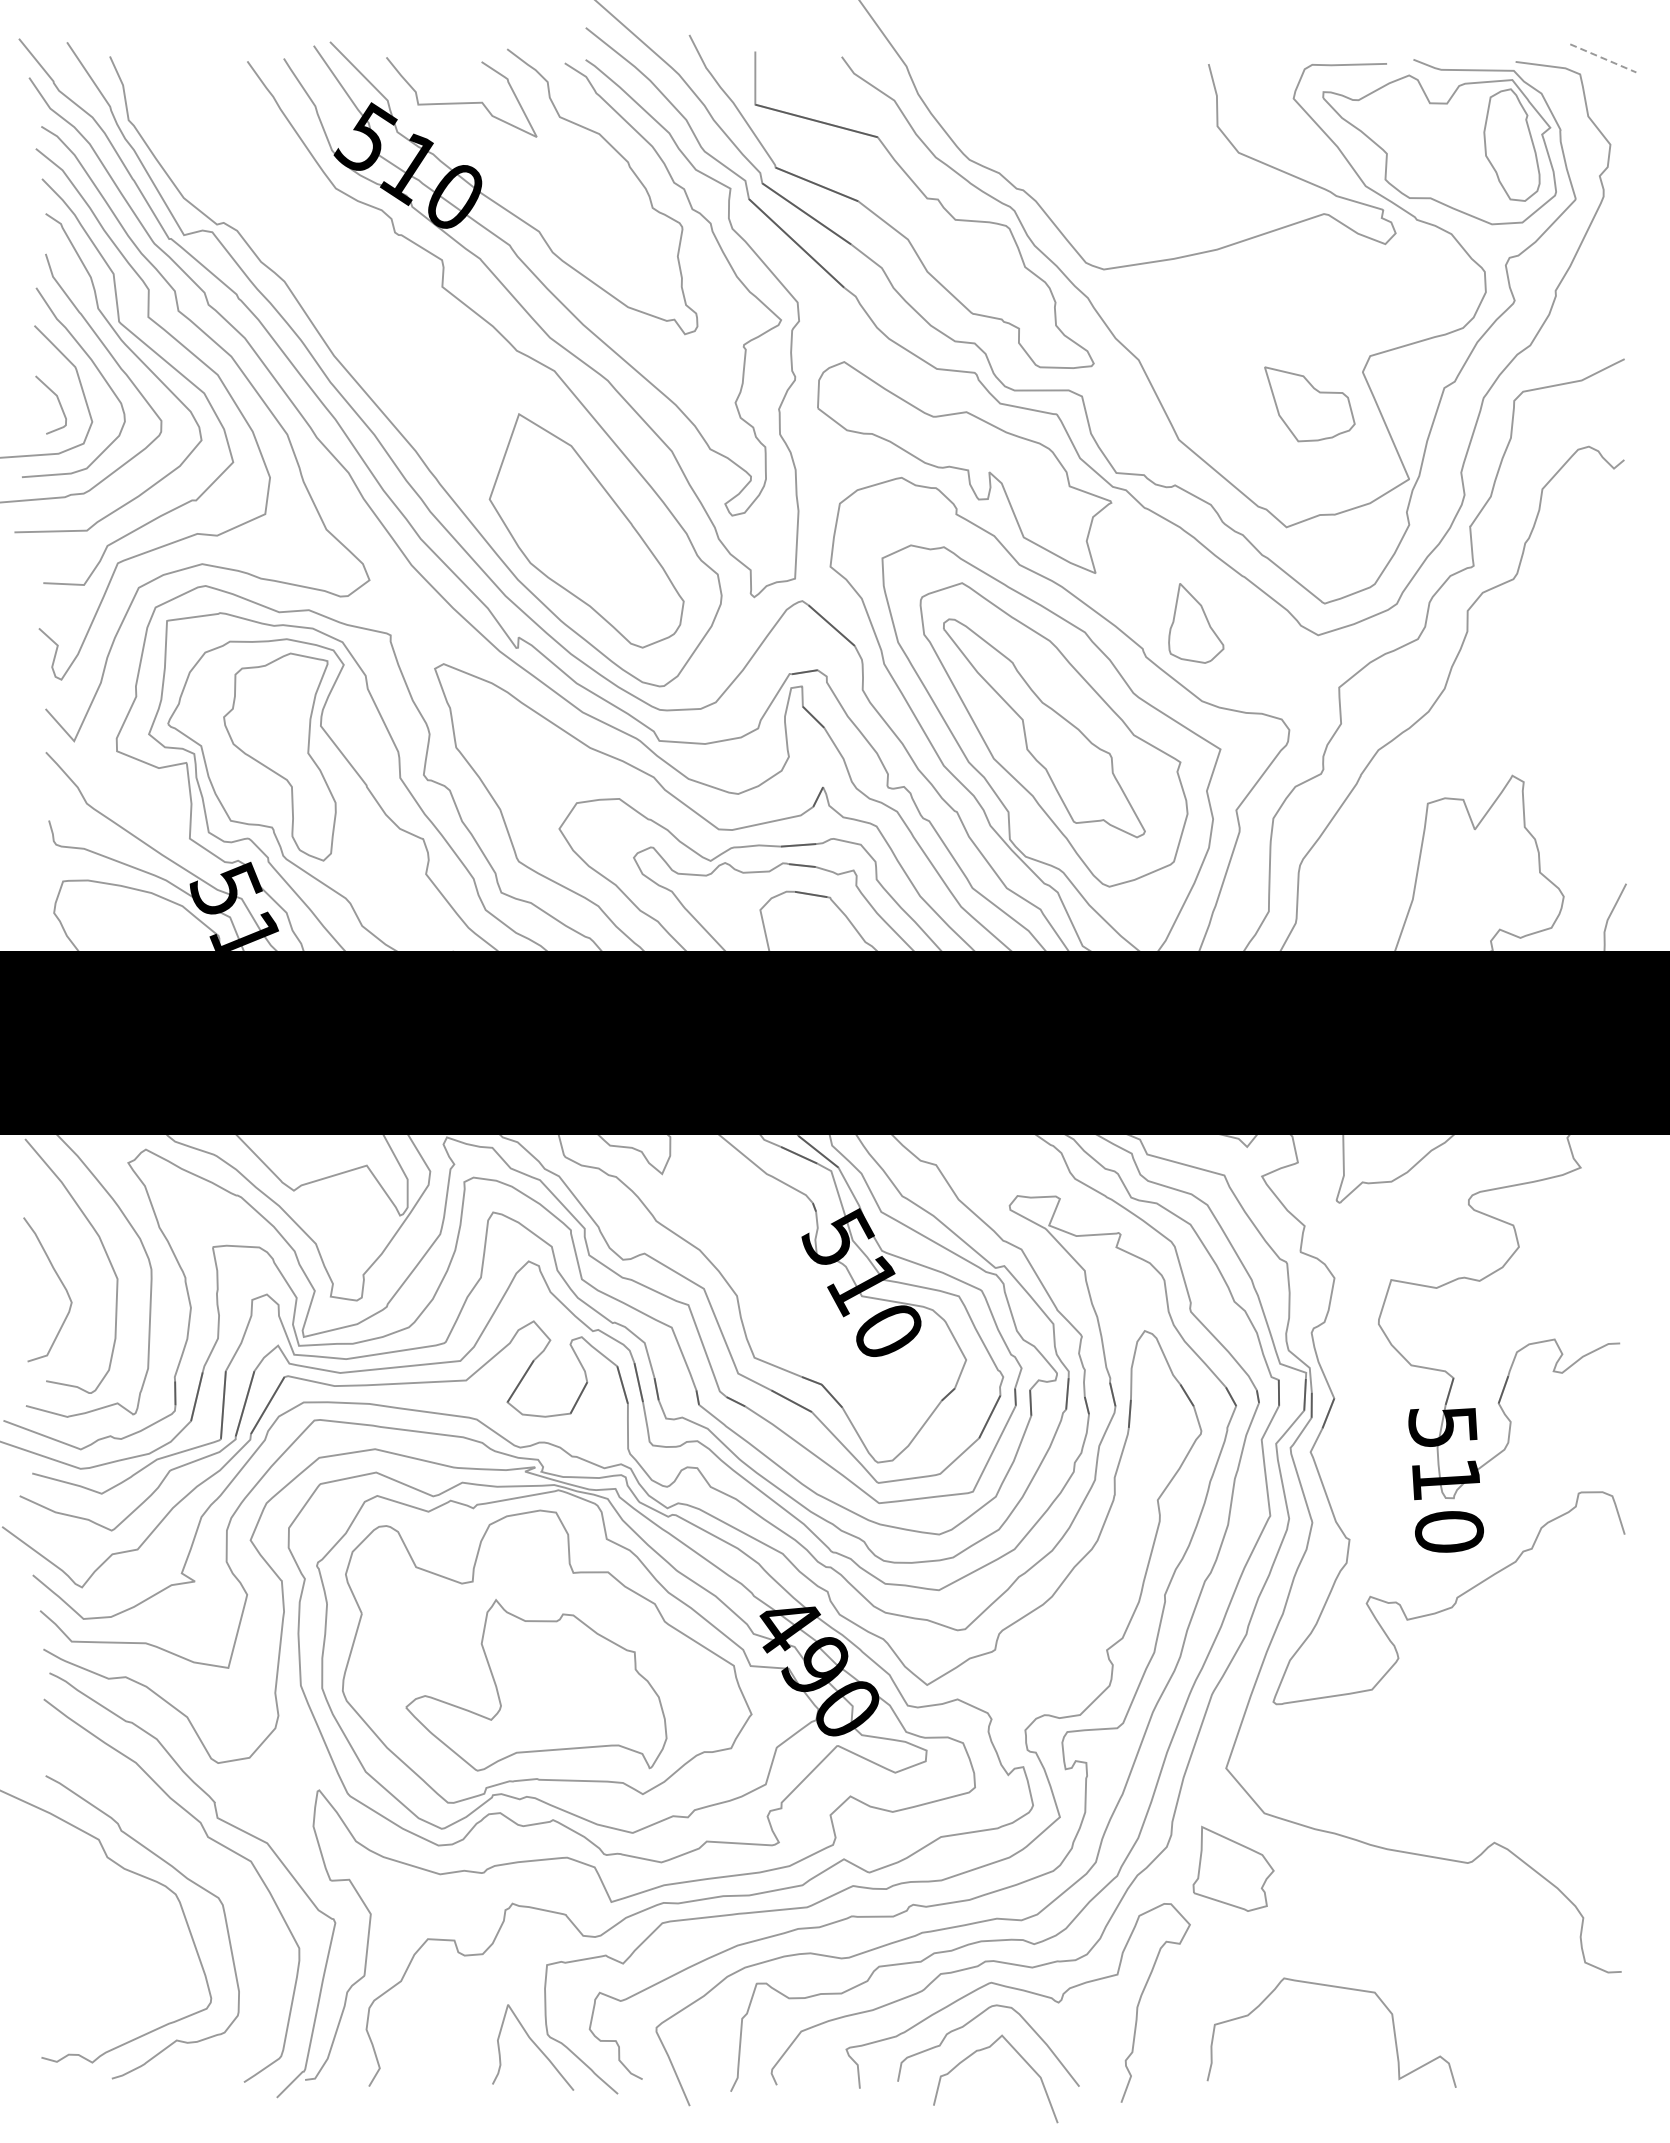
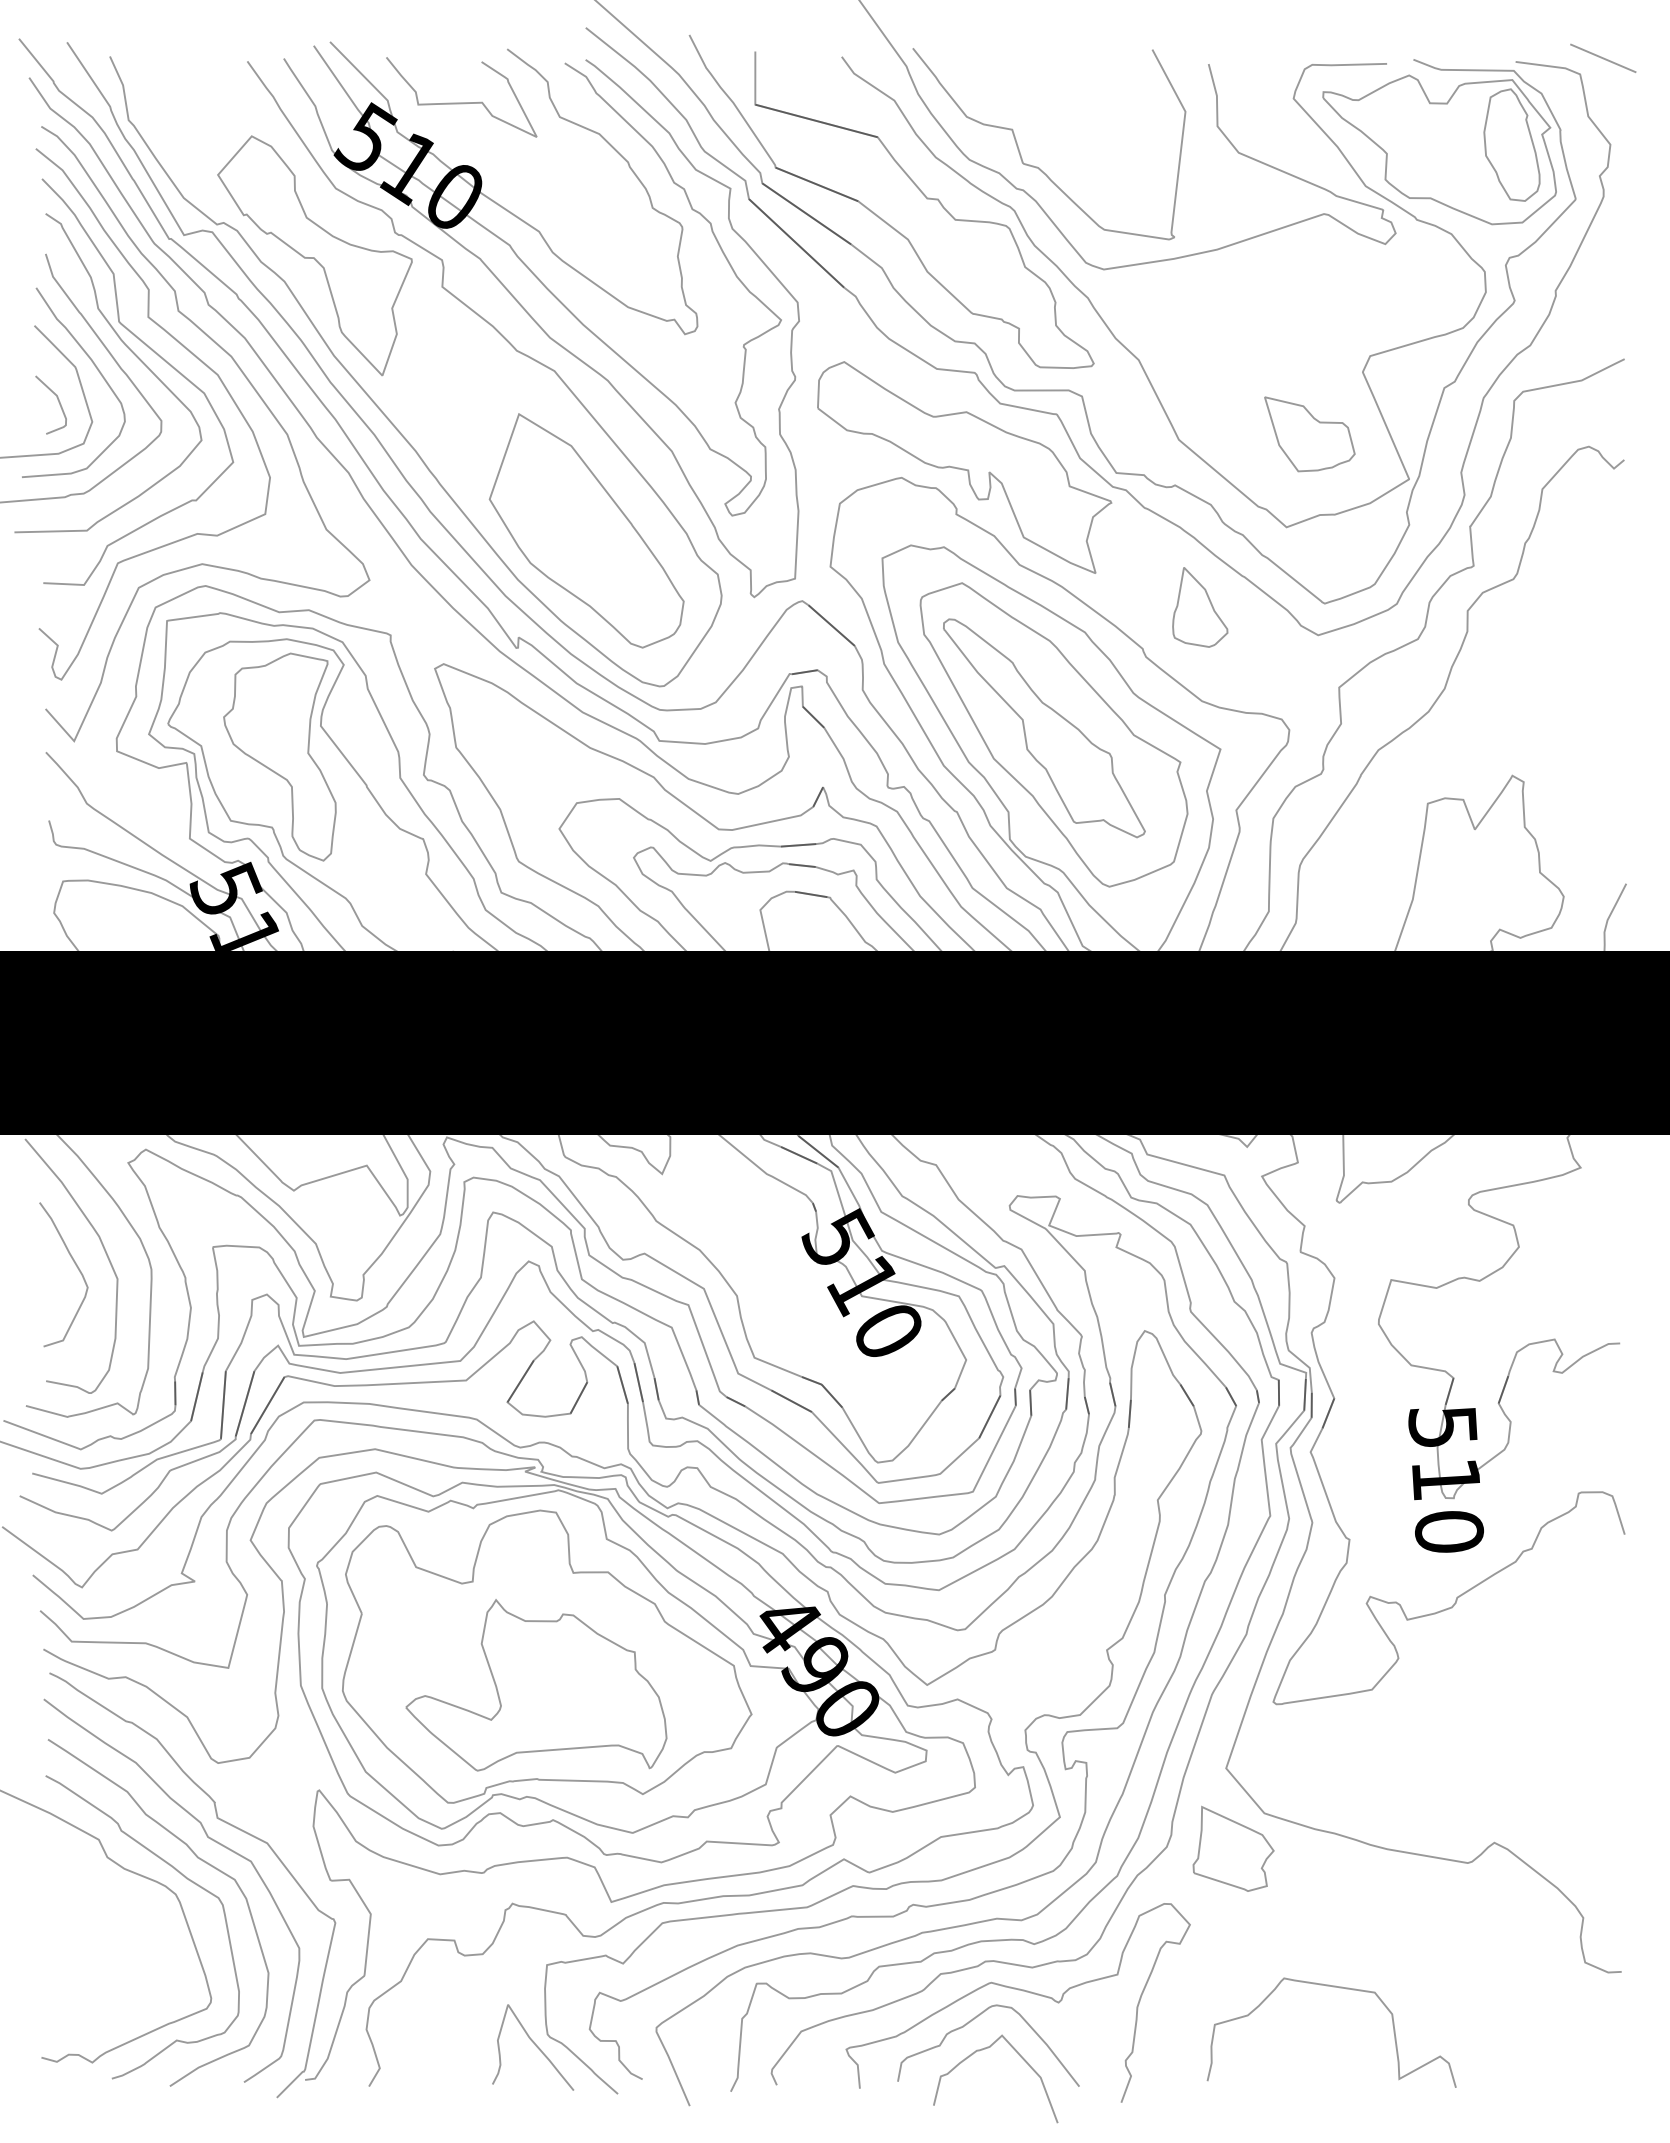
line: dashed -> solid (1603, 58)
curve: none -> present (1038, 167)
part: none -> present (314, 255)
part position: (1309, 404) -> (1309, 434) (1309, 434)
part position: (1196, 623) -> (1200, 607) (1200, 607)
curve position: (59, 1280) -> (75, 1265) (75, 1265)
curve: none -> present (197, 1858)
part position: (1233, 1868) -> (1233, 1848) (1233, 1848)
